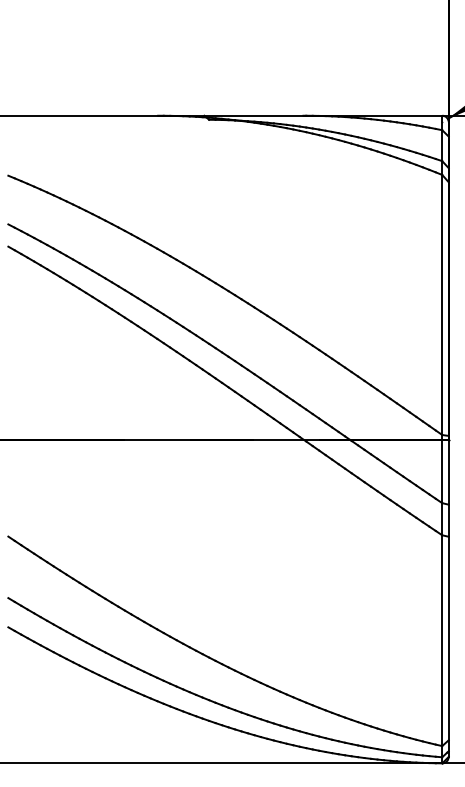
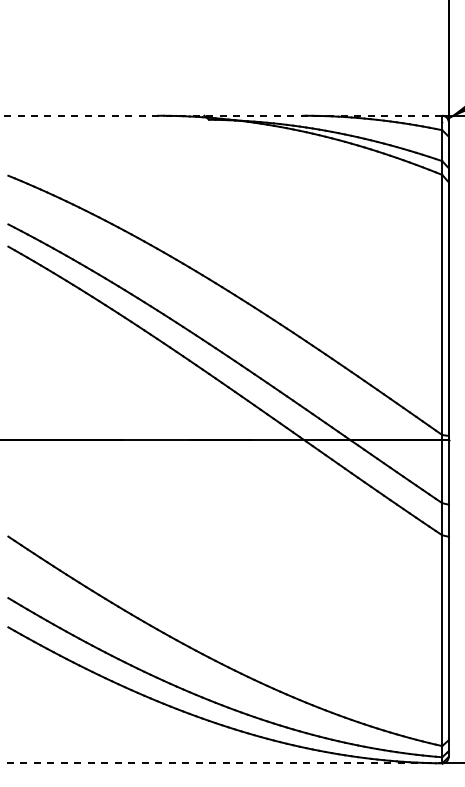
line: solid -> dashed (221, 115)
line: solid -> dashed (221, 763)
